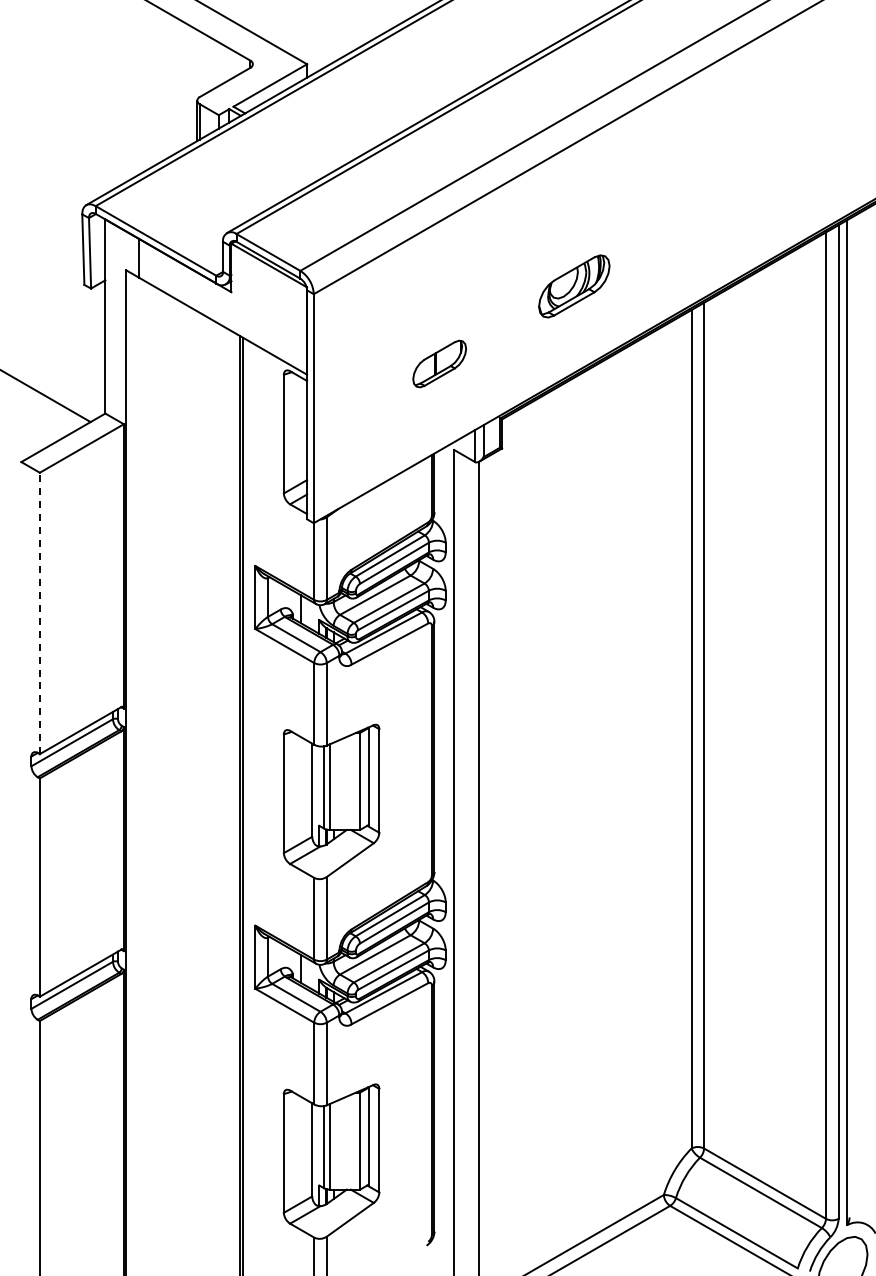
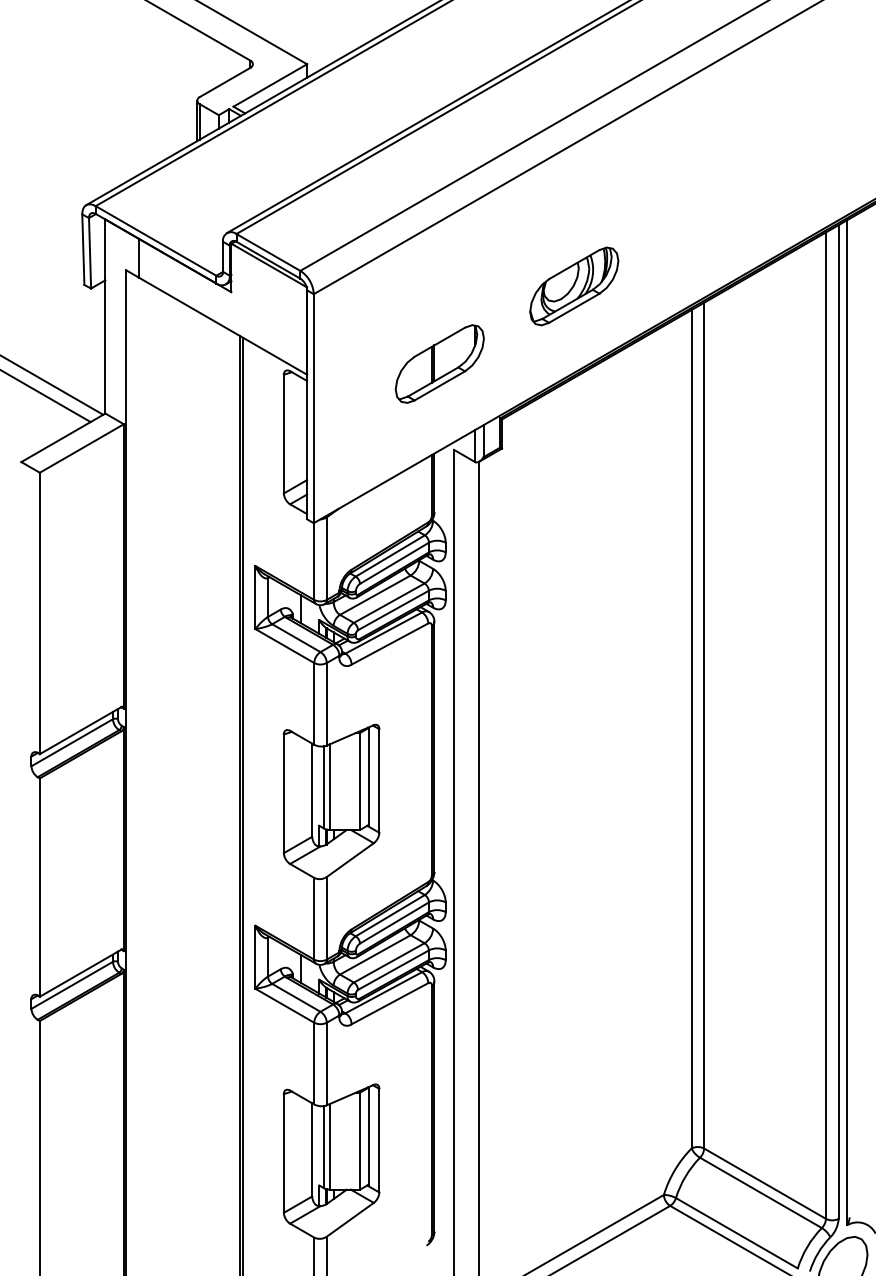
part size: 73x65 px -> 91x81 px (574, 286)
part size: 55x50 px -> 91x80 px (439, 363)
line: none -> present (52, 385)
line: dashed -> solid (39, 613)
